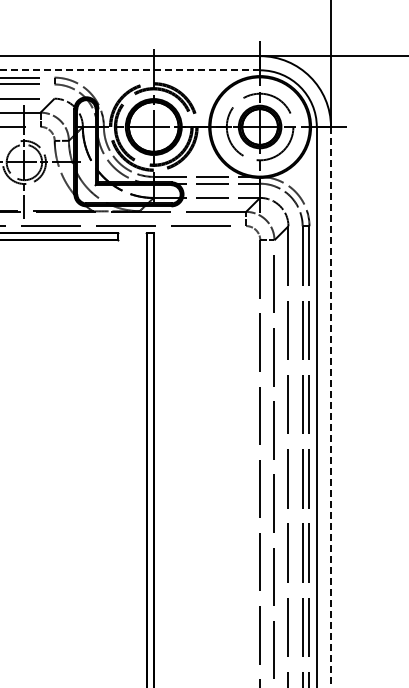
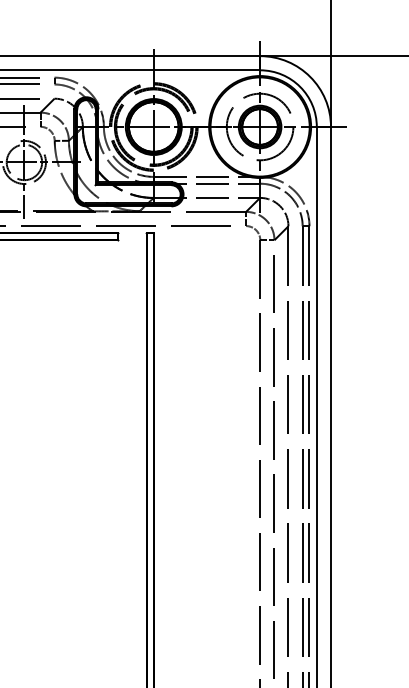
line: dashed -> solid (130, 70)
line: dashed -> solid (331, 407)
